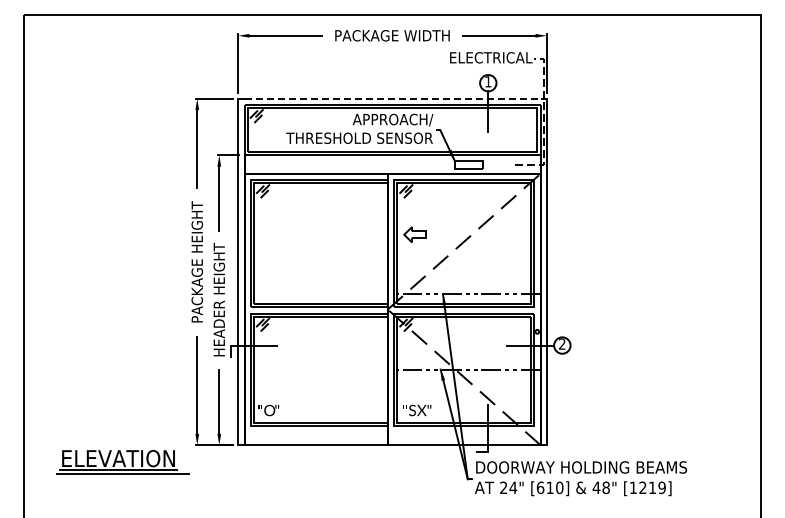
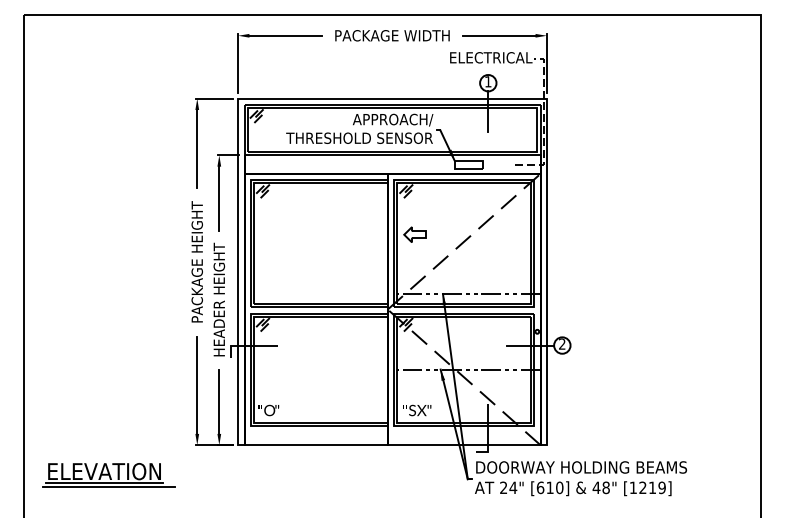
line: dashed -> solid (392, 98)
part position: (122, 462) -> (108, 475) (108, 475)
